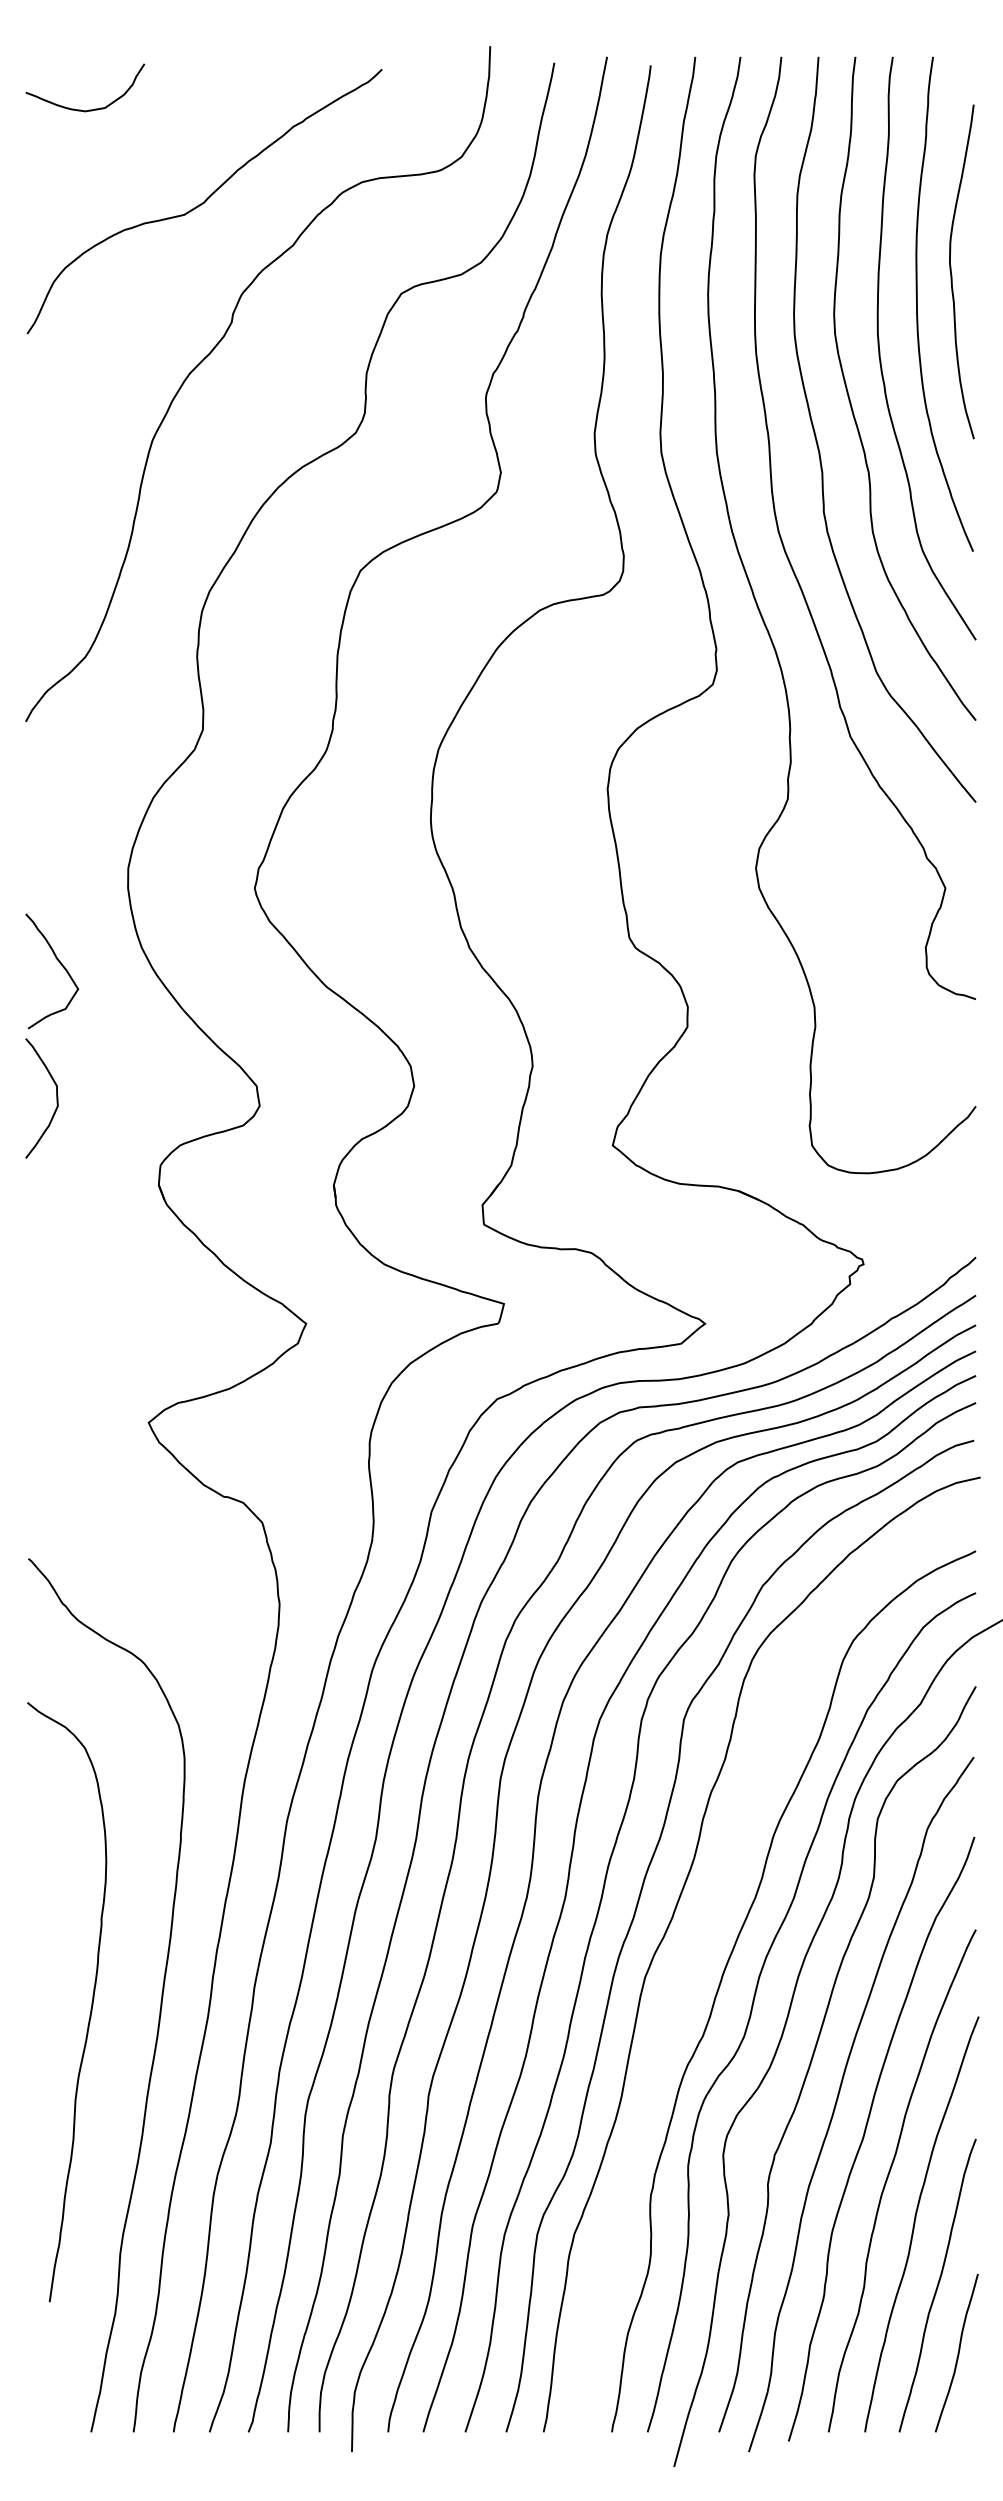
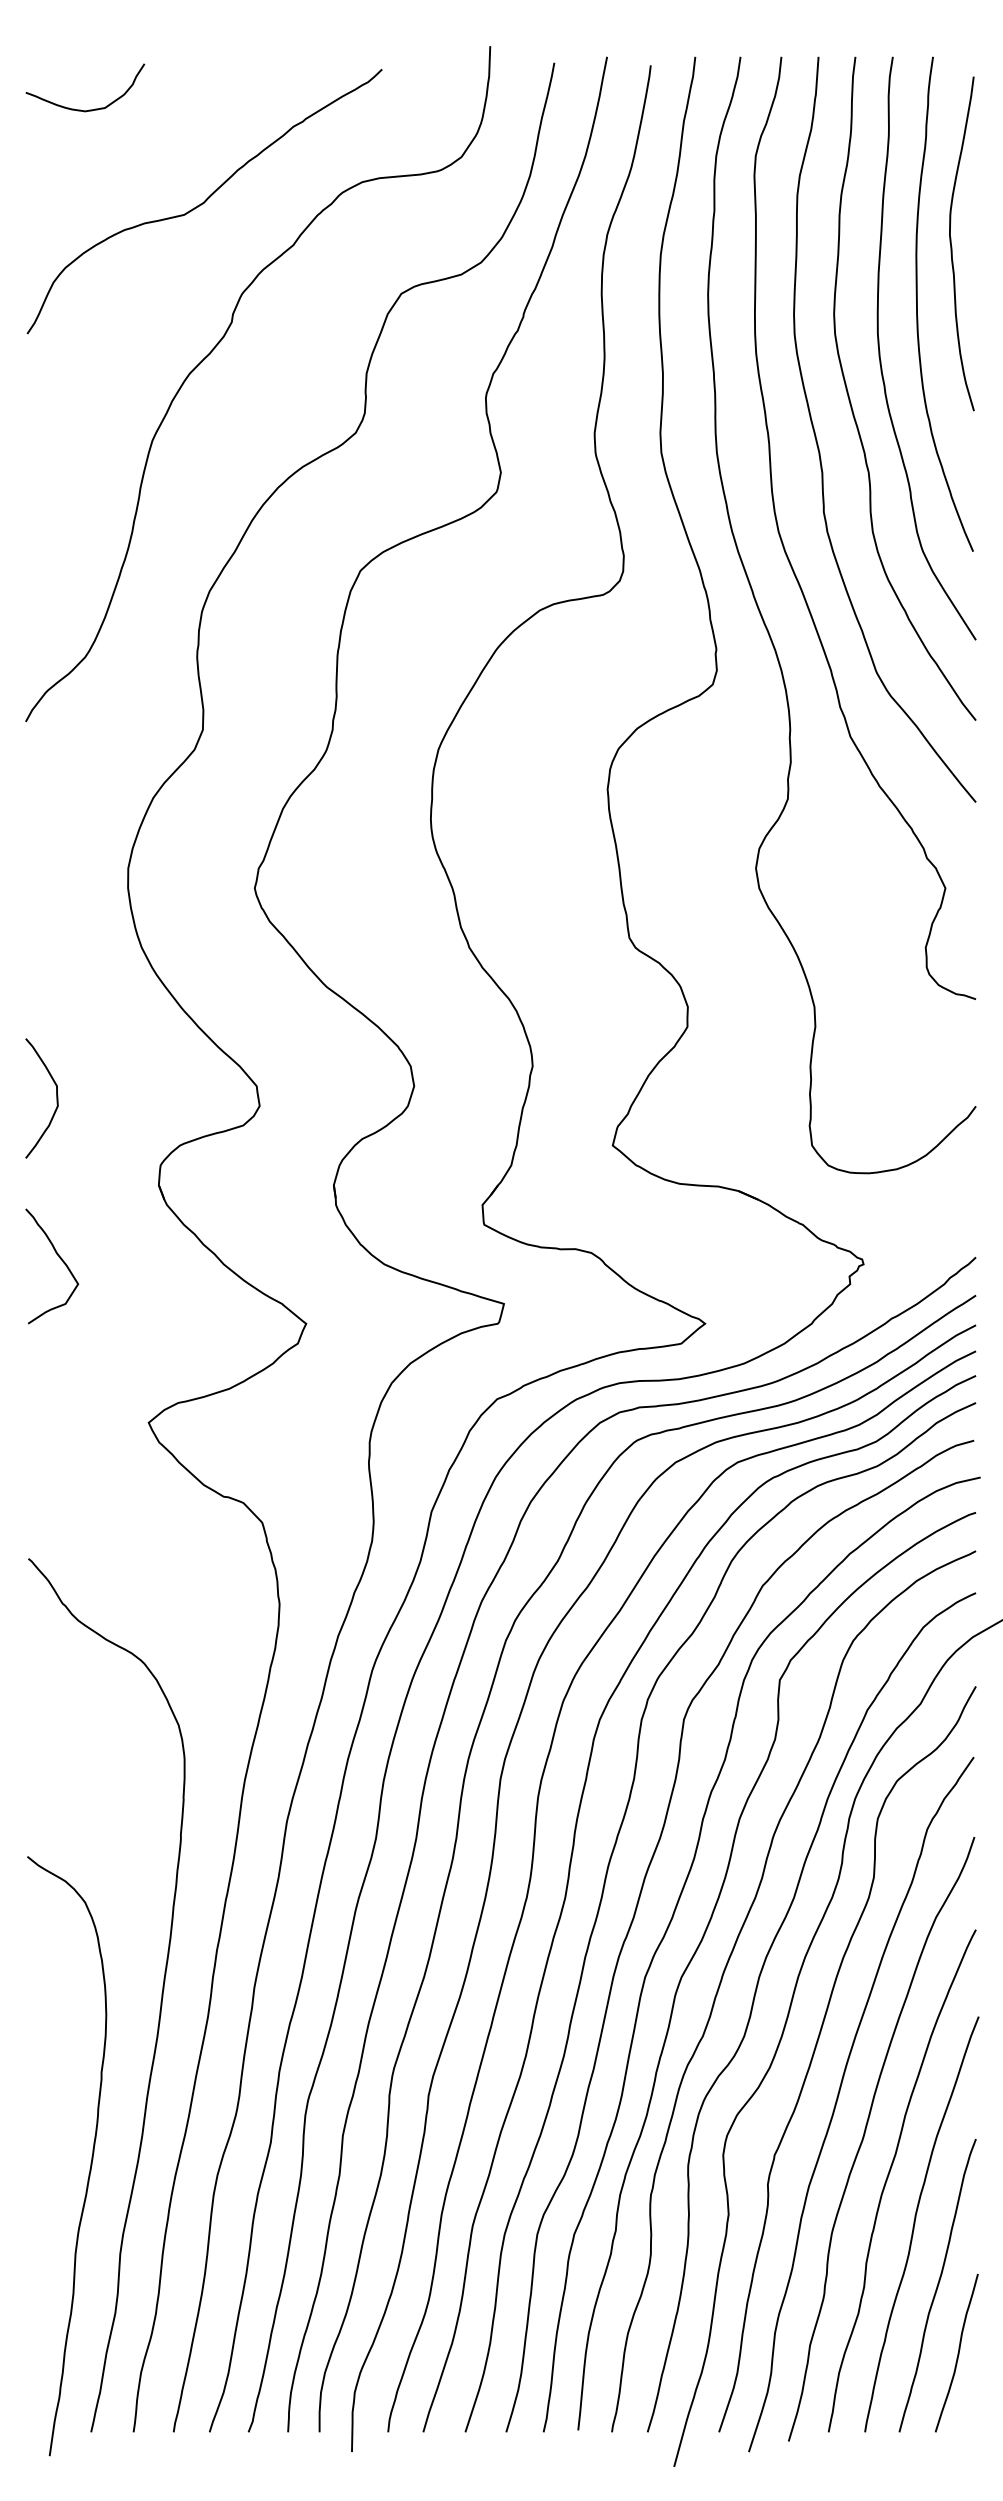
curve position: (952, 274) -> (952, 246) (952, 246)
curve position: (59, 963) -> (59, 1258) (59, 1258)
curve: none -> present (703, 1939)
curve position: (90, 2008) -> (90, 2162) (90, 2162)
